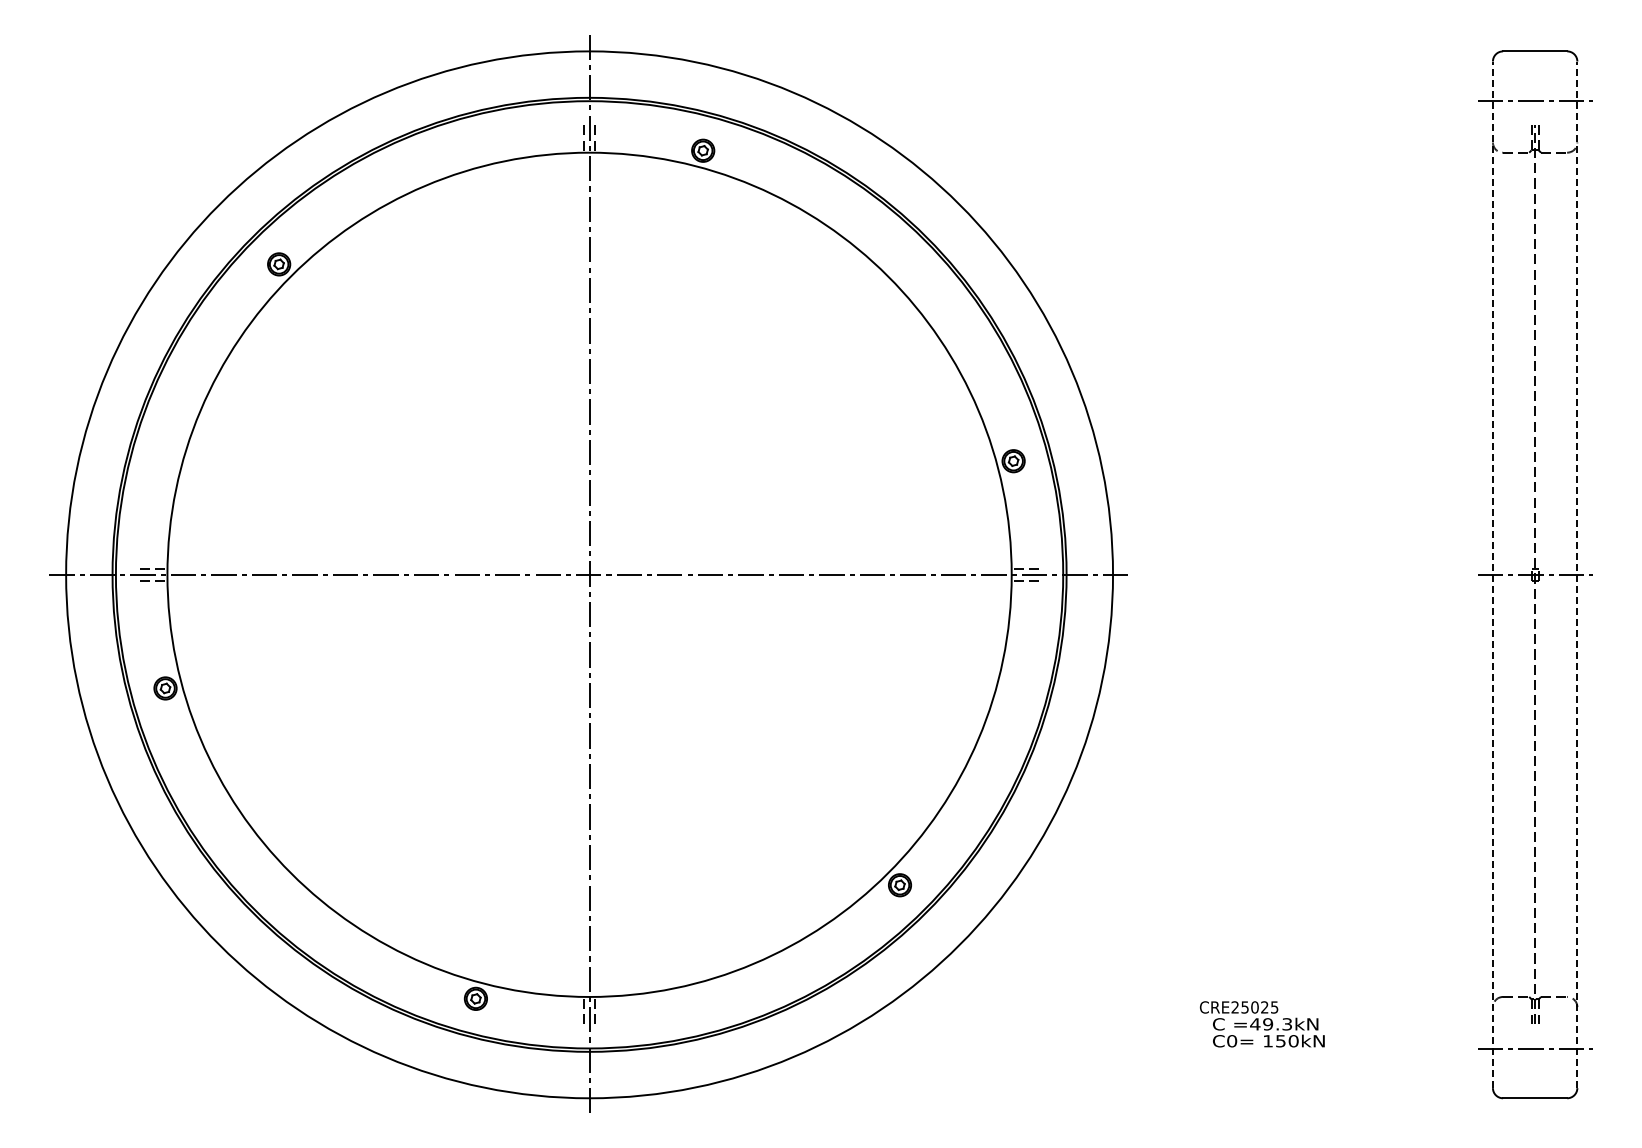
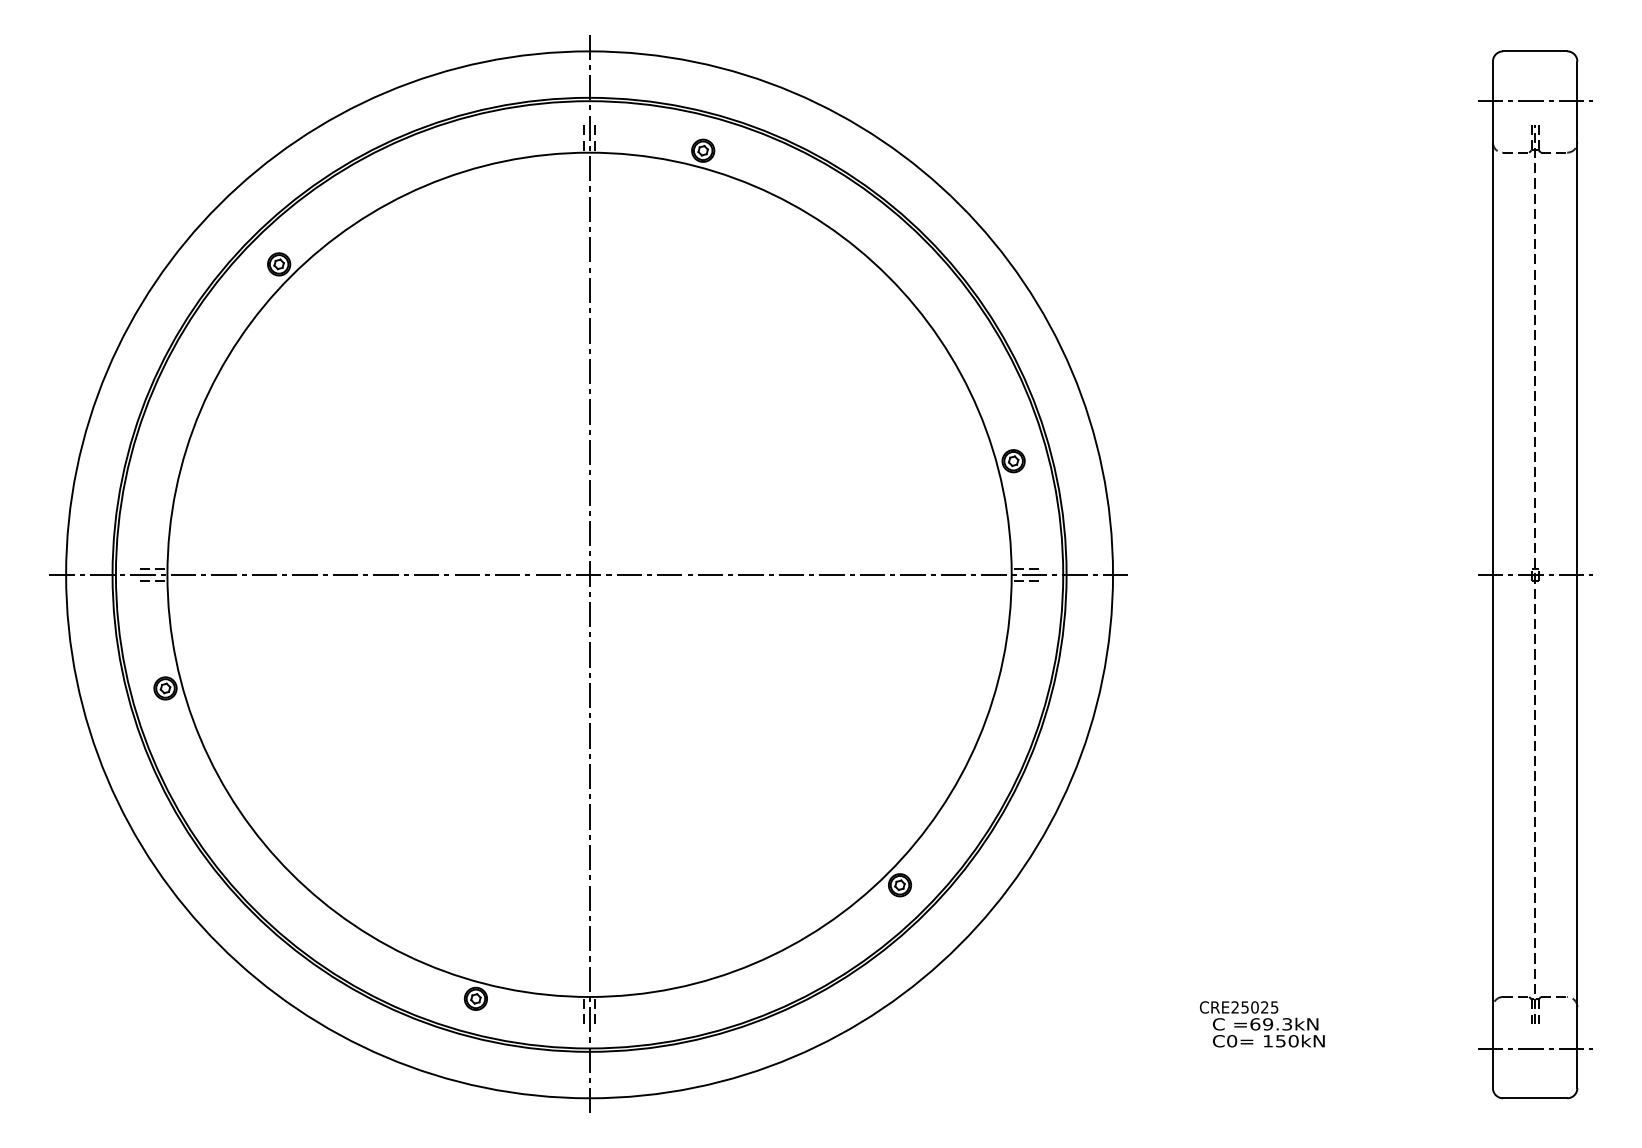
line: dashed -> solid (1492, 574)
line: dashed -> solid (1577, 574)
text: =49.3kN -> =69.3kN (1255, 1024)
